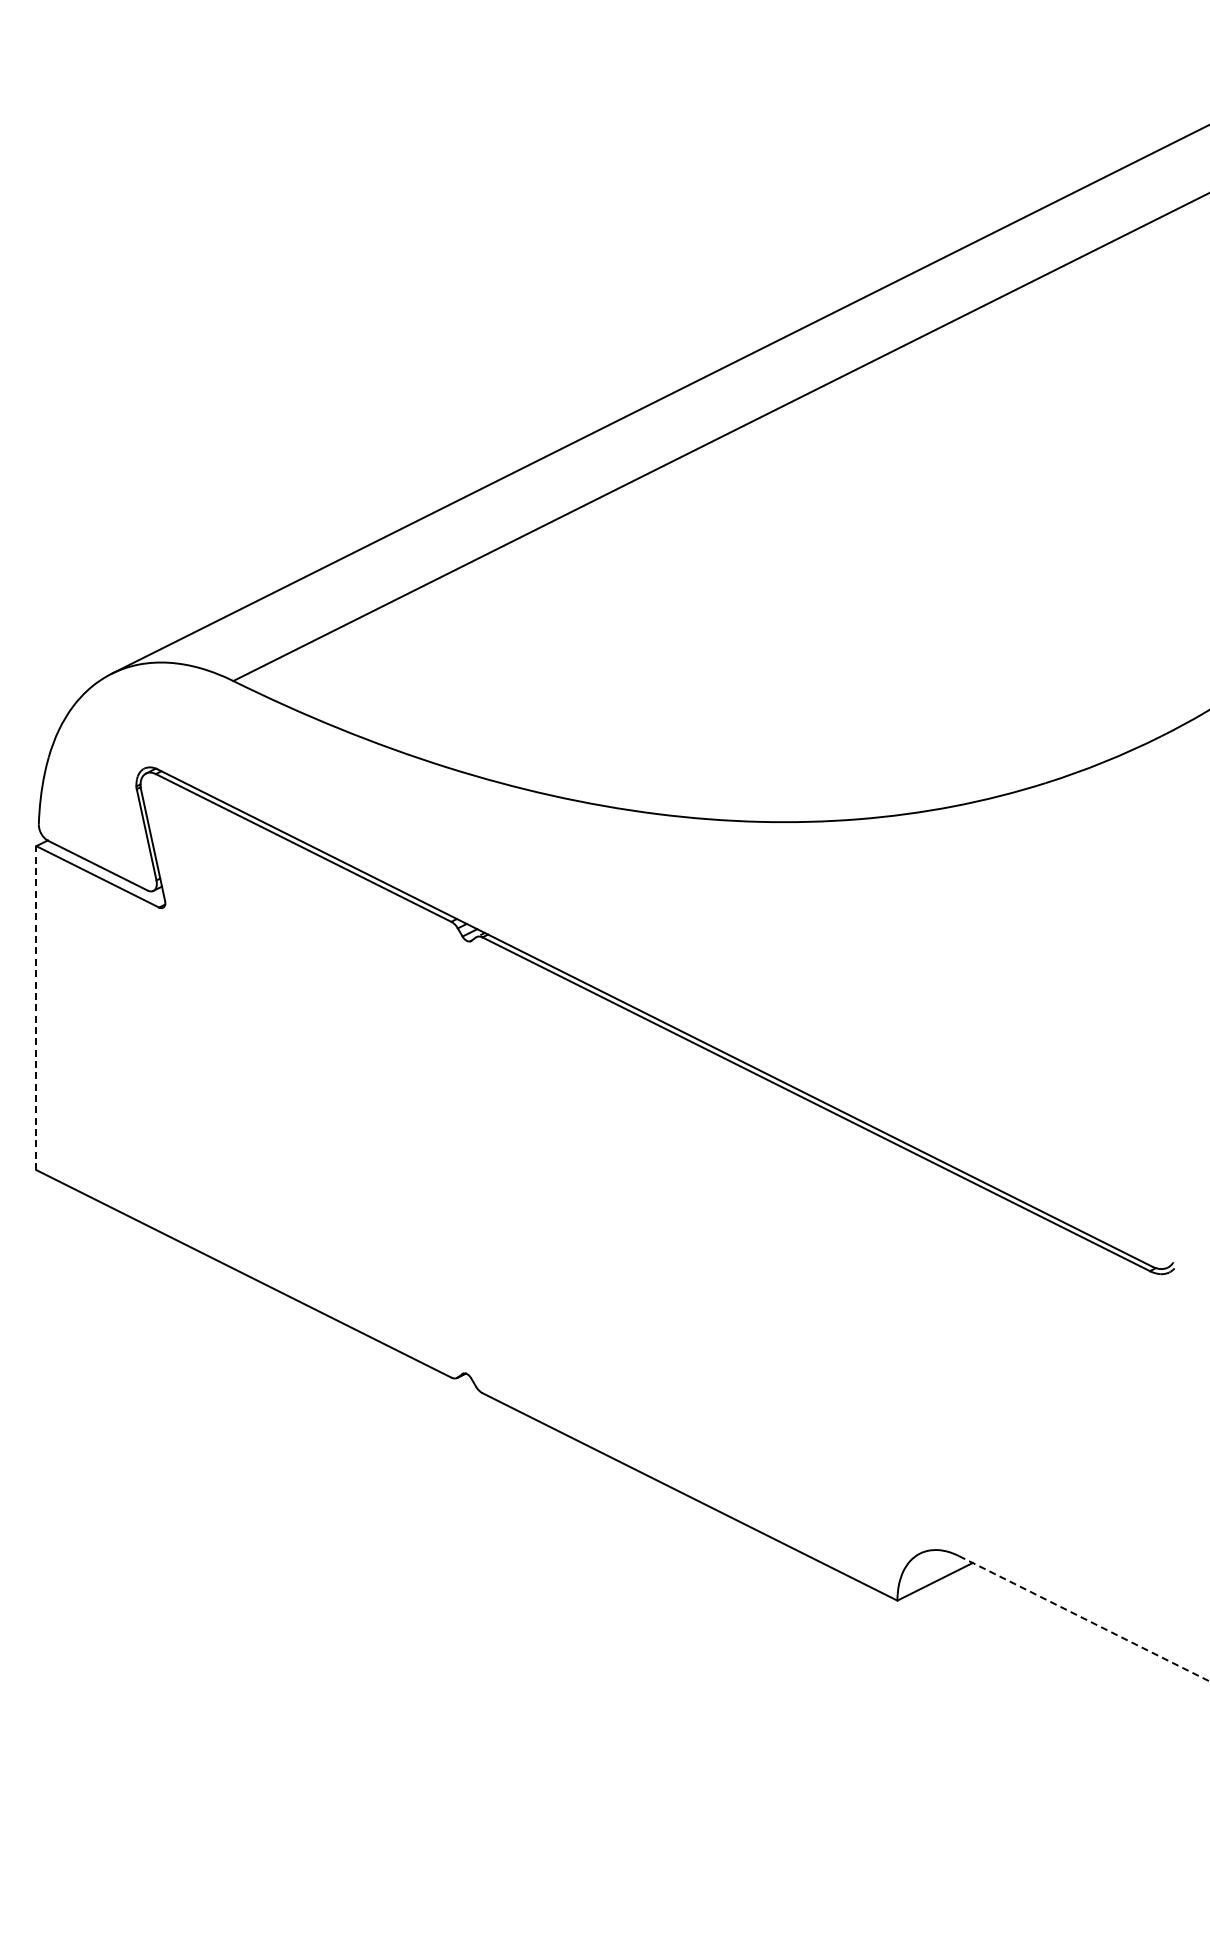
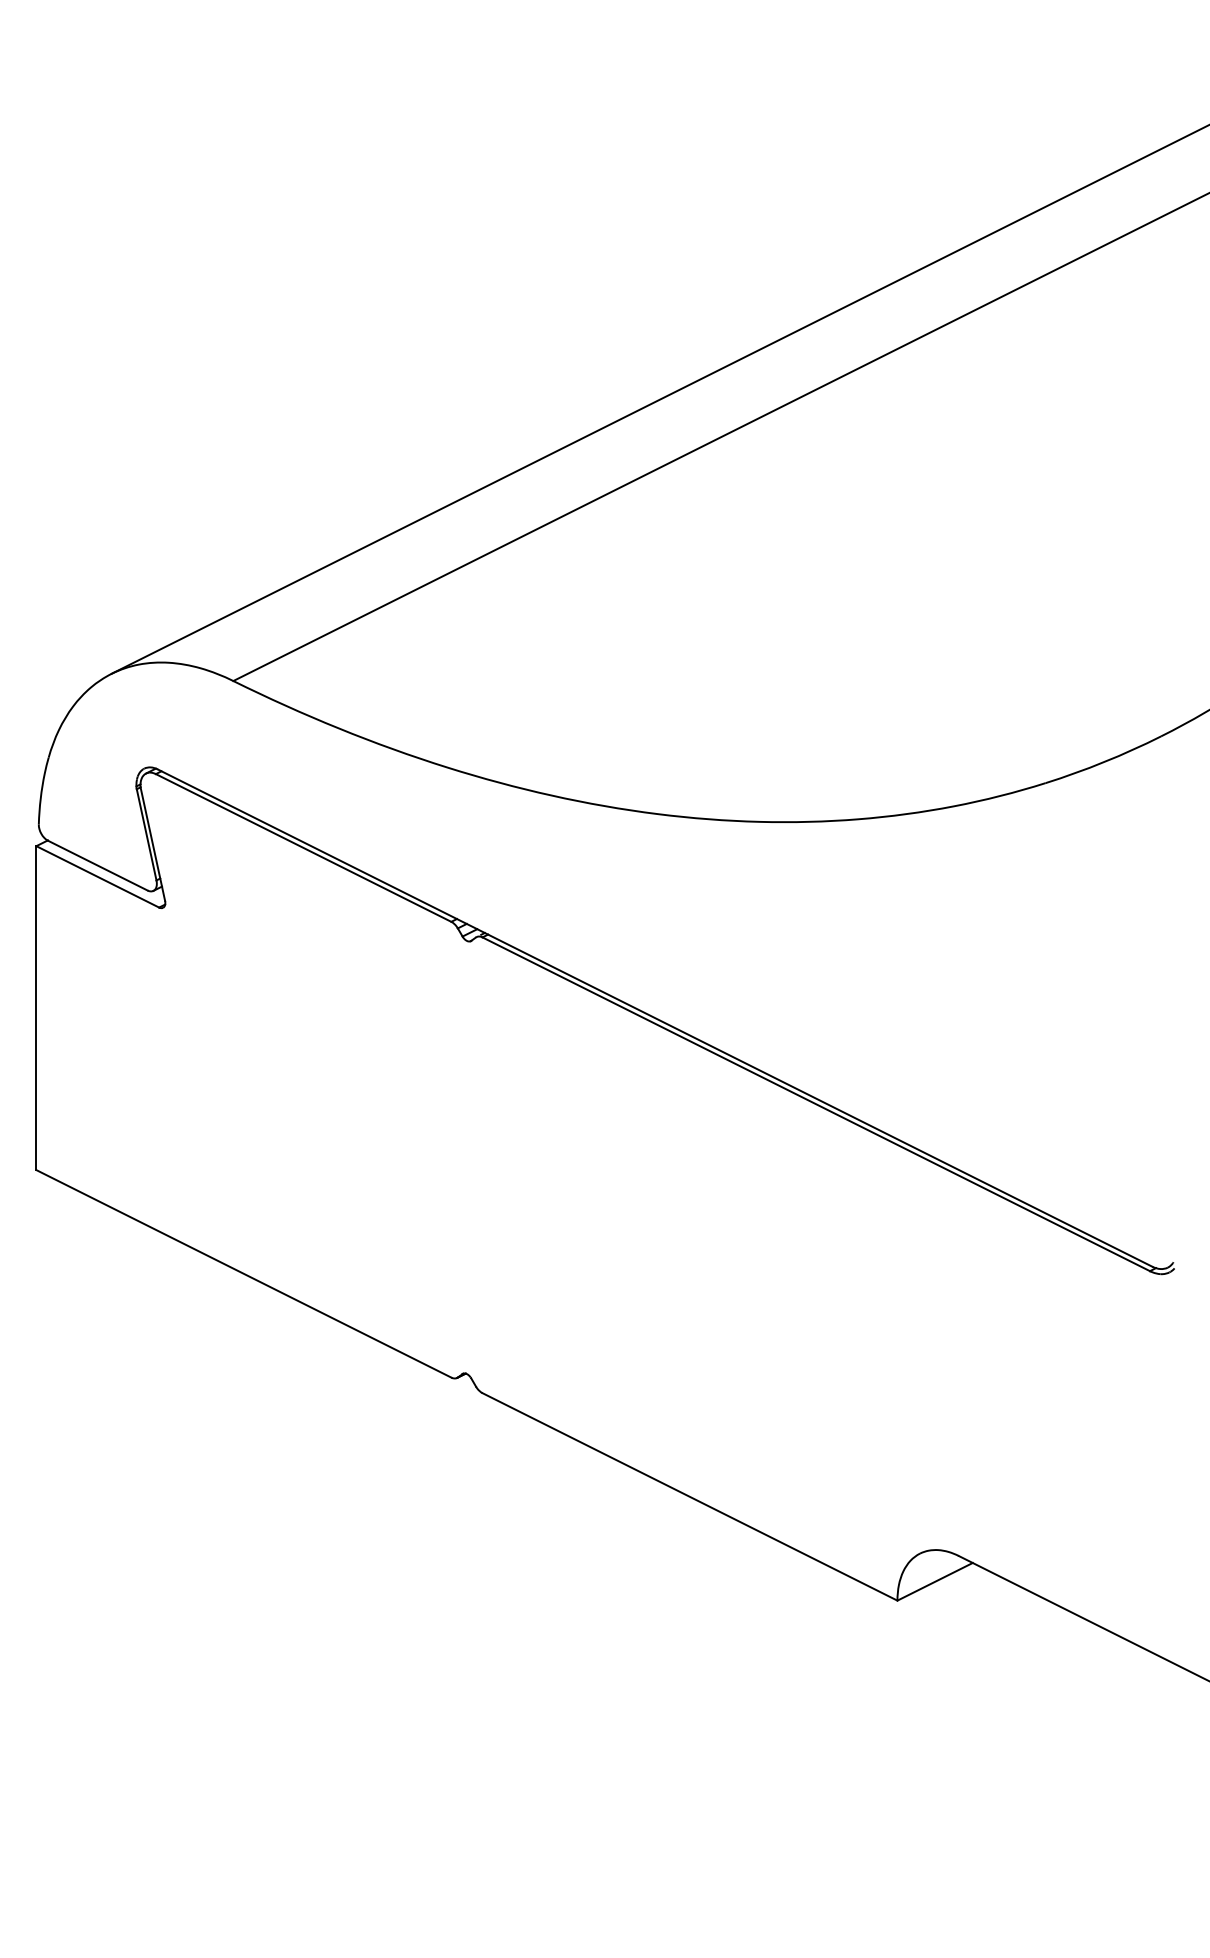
line: dashed -> solid (36, 1008)
line: dashed -> solid (1084, 1618)
